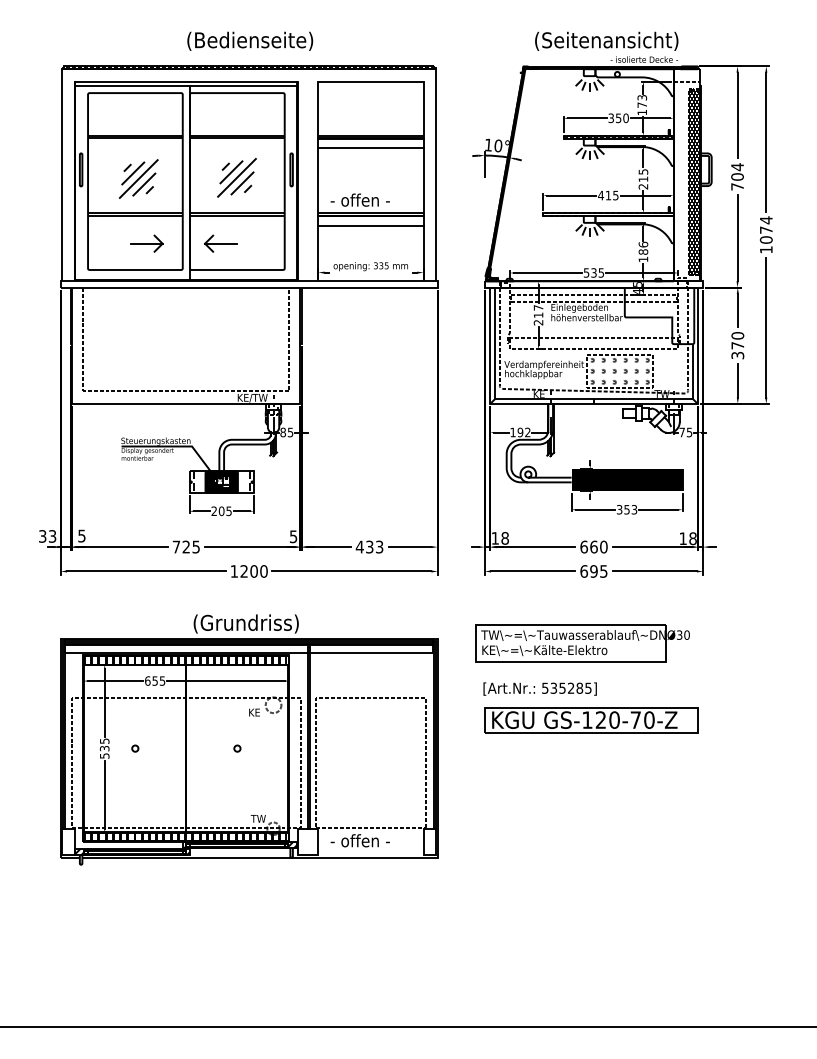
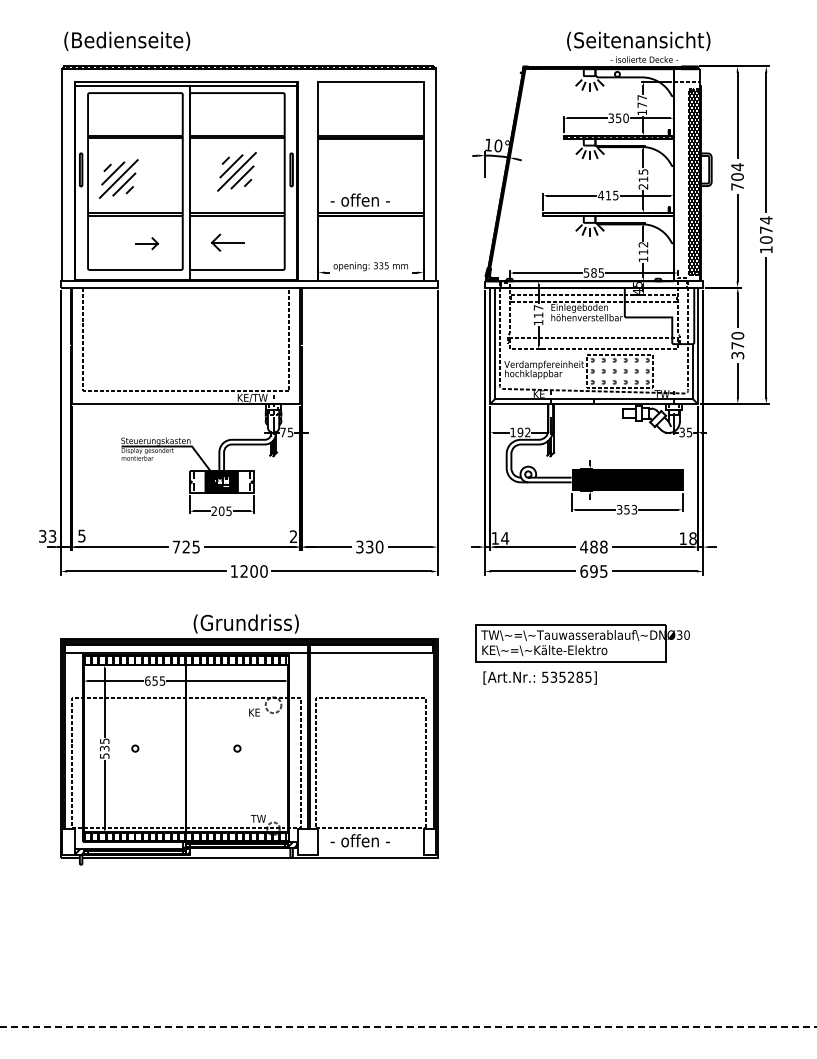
text position: (250, 40) -> (127, 40) (127, 40)
text position: (606, 40) -> (638, 40) (638, 40)
text: 173 -> 177 (642, 97)
line: present -> none (370, 148)
part position: (236, 177) -> (236, 171) (236, 171)
part position: (138, 178) -> (118, 178) (118, 178)
line: present -> none (370, 225)
part size: 34x19 px -> 24x14 px (146, 243)
part position: (220, 243) -> (227, 242) (227, 242)
text: 186 -> 112 (643, 247)
text: 535 -> 585 (593, 272)
text: 217 -> 117 (538, 322)
text: 85 -> 75 (283, 432)
text: 75 -> 35 (681, 432)
text: 5 -> 2 (293, 536)
text: 18 -> 14 (505, 538)
text: 433 -> 330 (369, 546)
text: 660 -> 488 (593, 546)
text position: (539, 688) -> (539, 677) (539, 677)
part: present -> none (591, 720)
line: solid -> dashed (408, 1027)
